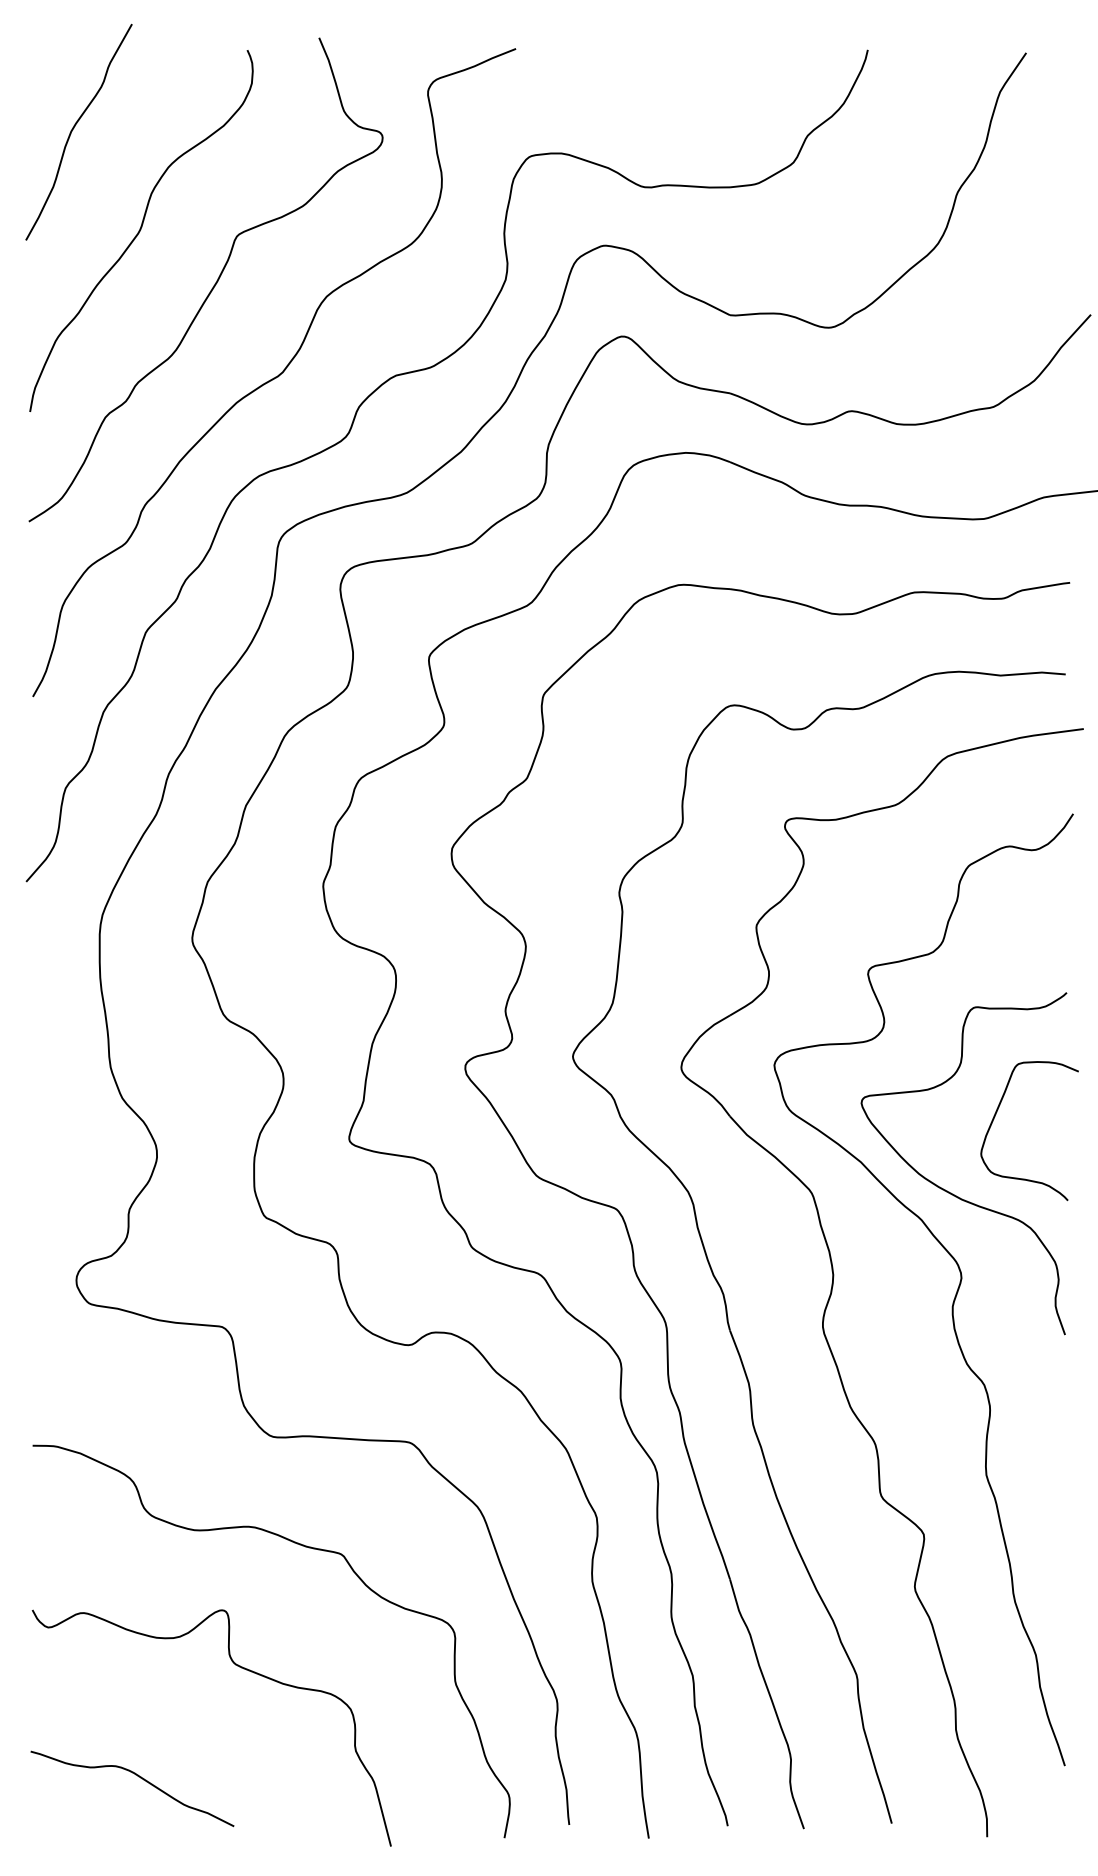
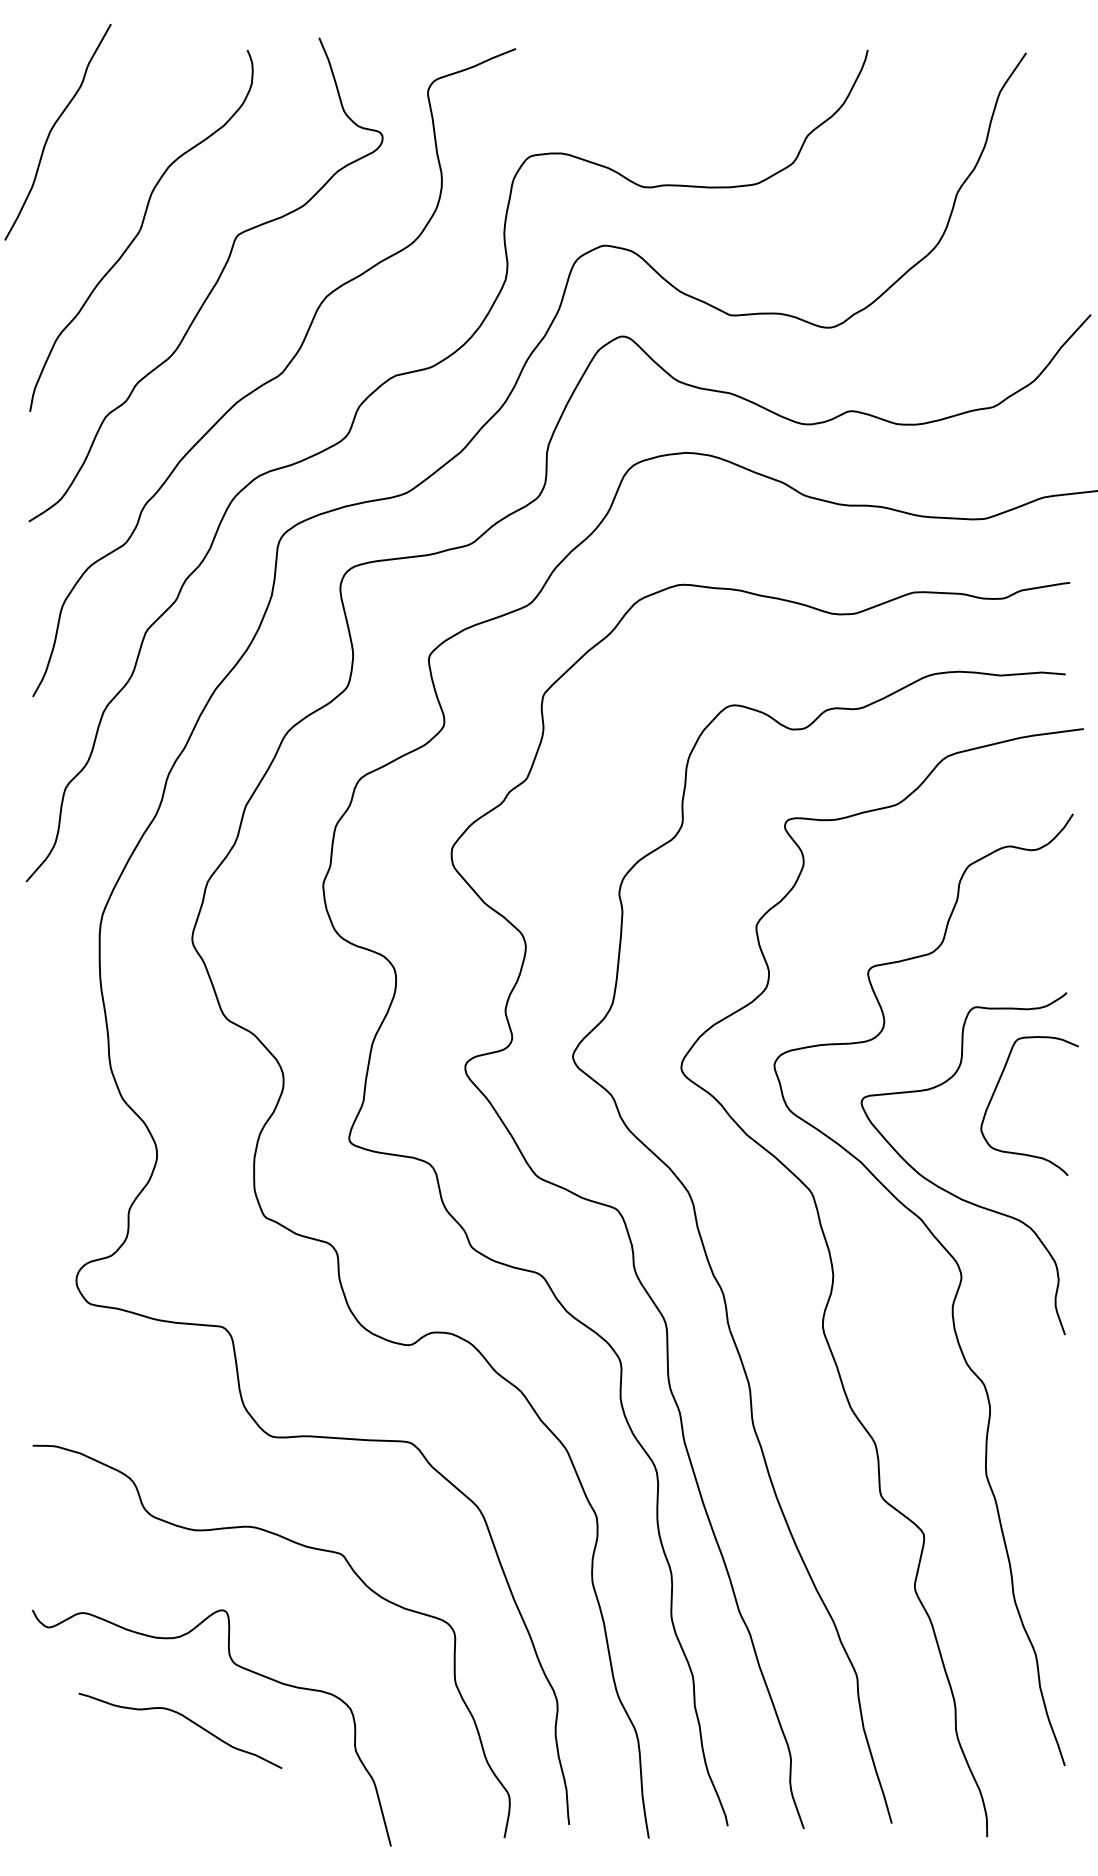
curve position: (74, 128) -> (53, 128) (53, 128)
curve position: (994, 1119) -> (994, 1094) (994, 1094)
curve position: (140, 1778) -> (188, 1720) (188, 1720)
